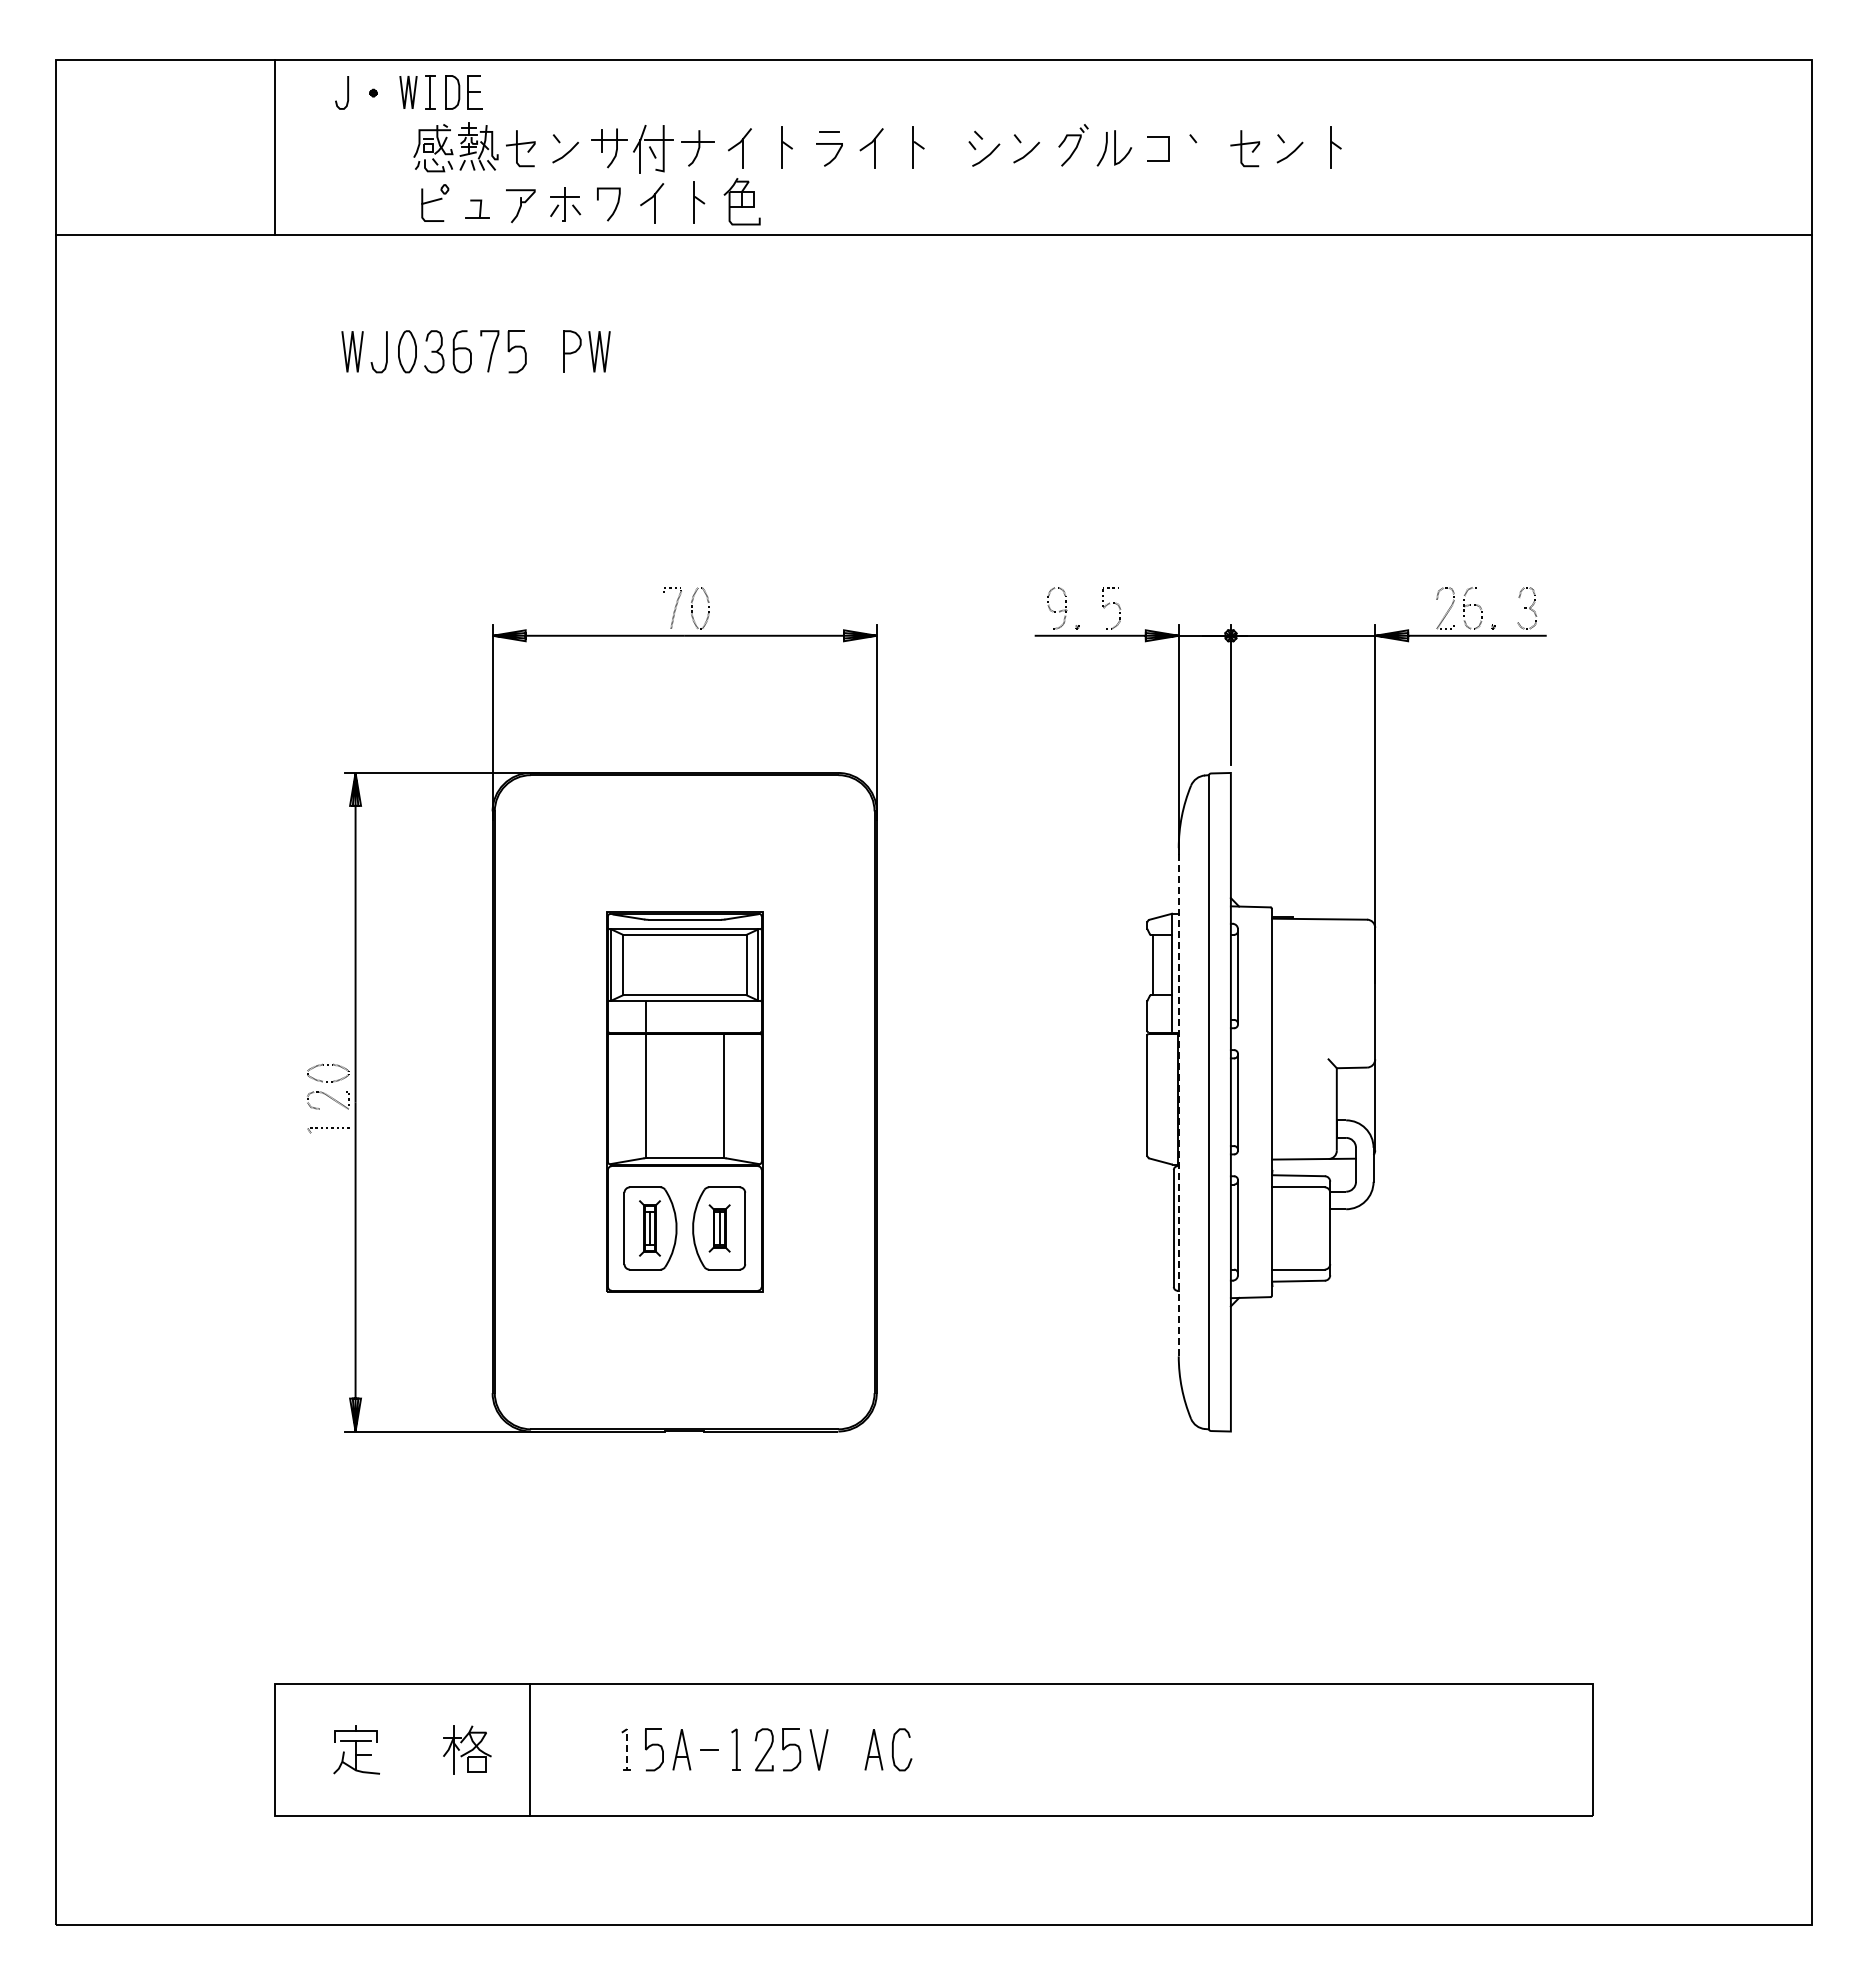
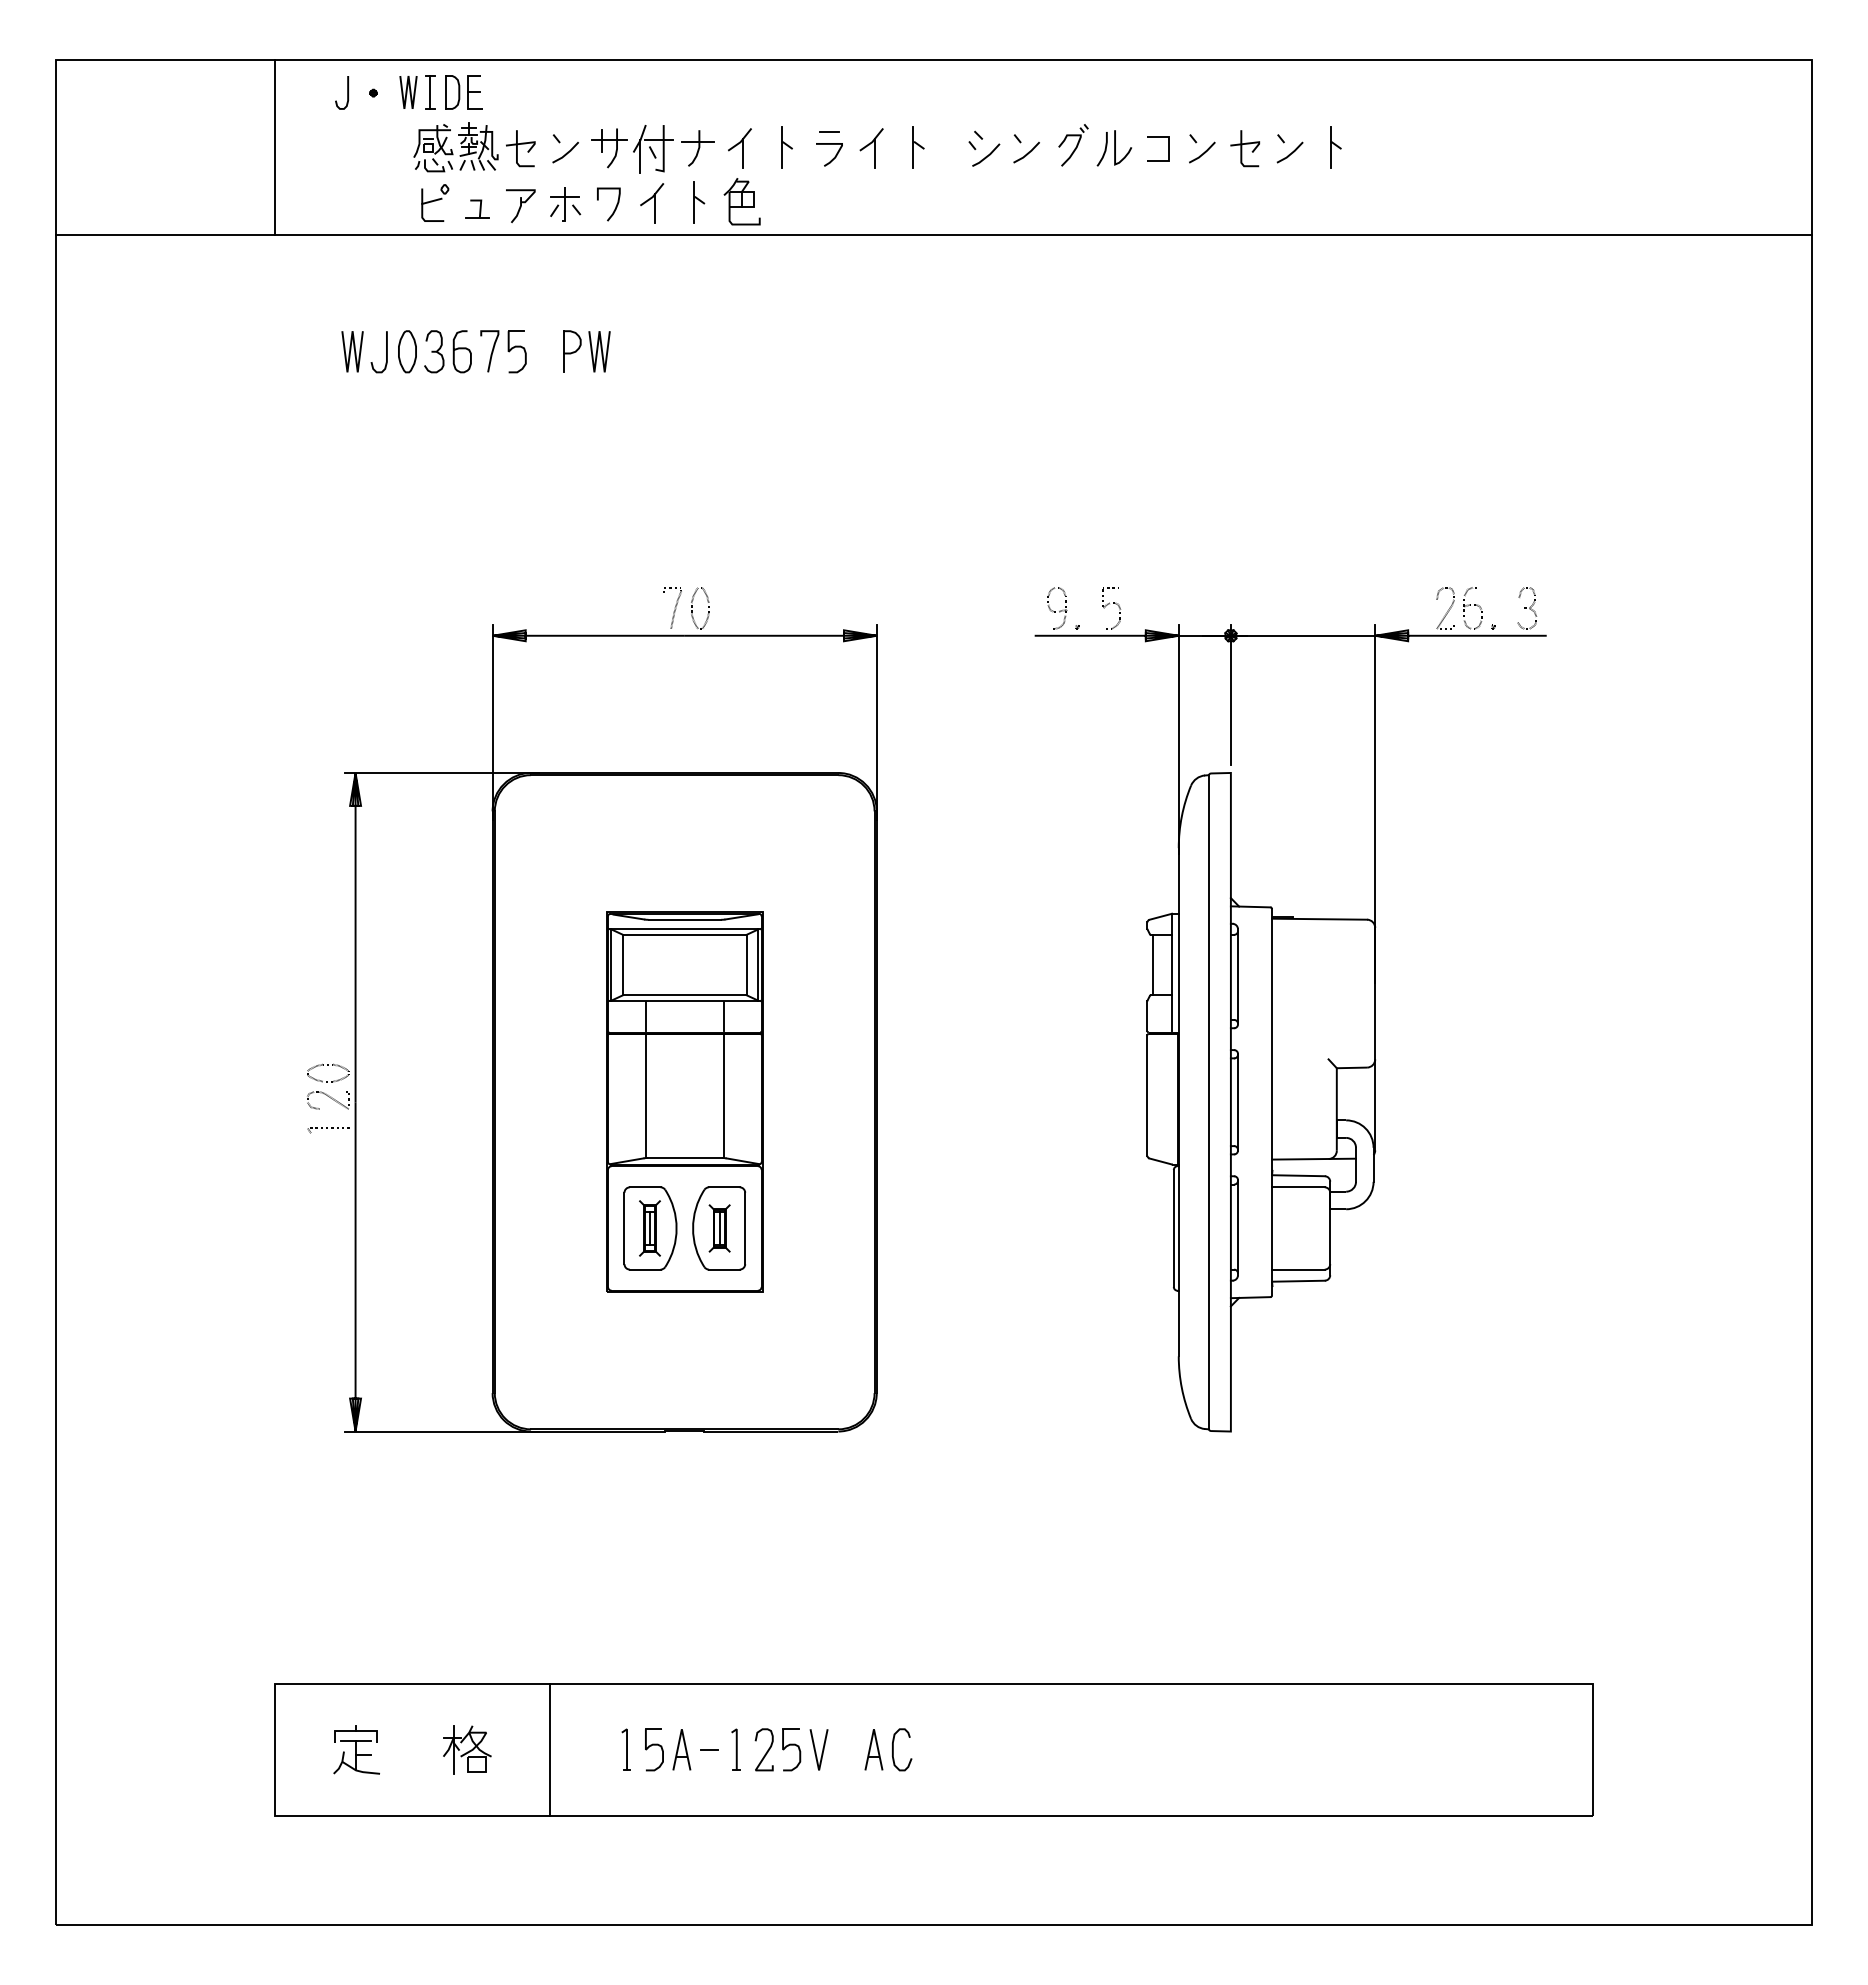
line: none -> present (1203, 152)
line: none -> present (723, 1016)
line: dashed -> solid (1178, 1101)
line: dashed -> solid (627, 1745)
line position: (529, 1749) -> (549, 1749) (549, 1749)
